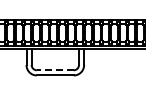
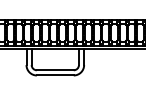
line: dashed -> solid (54, 70)
